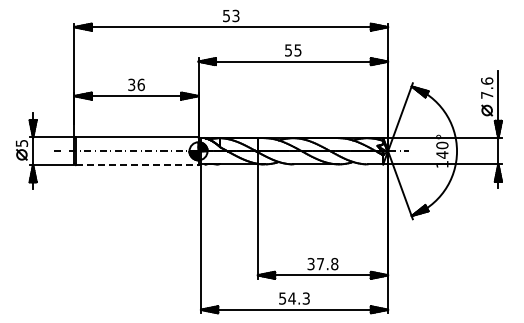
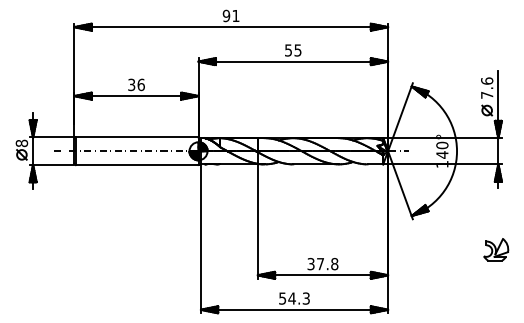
text: 53 -> 91 (230, 15)
text: 5 -> 8 (21, 143)
line: dashed -> solid (137, 165)
part: none -> present (496, 249)
